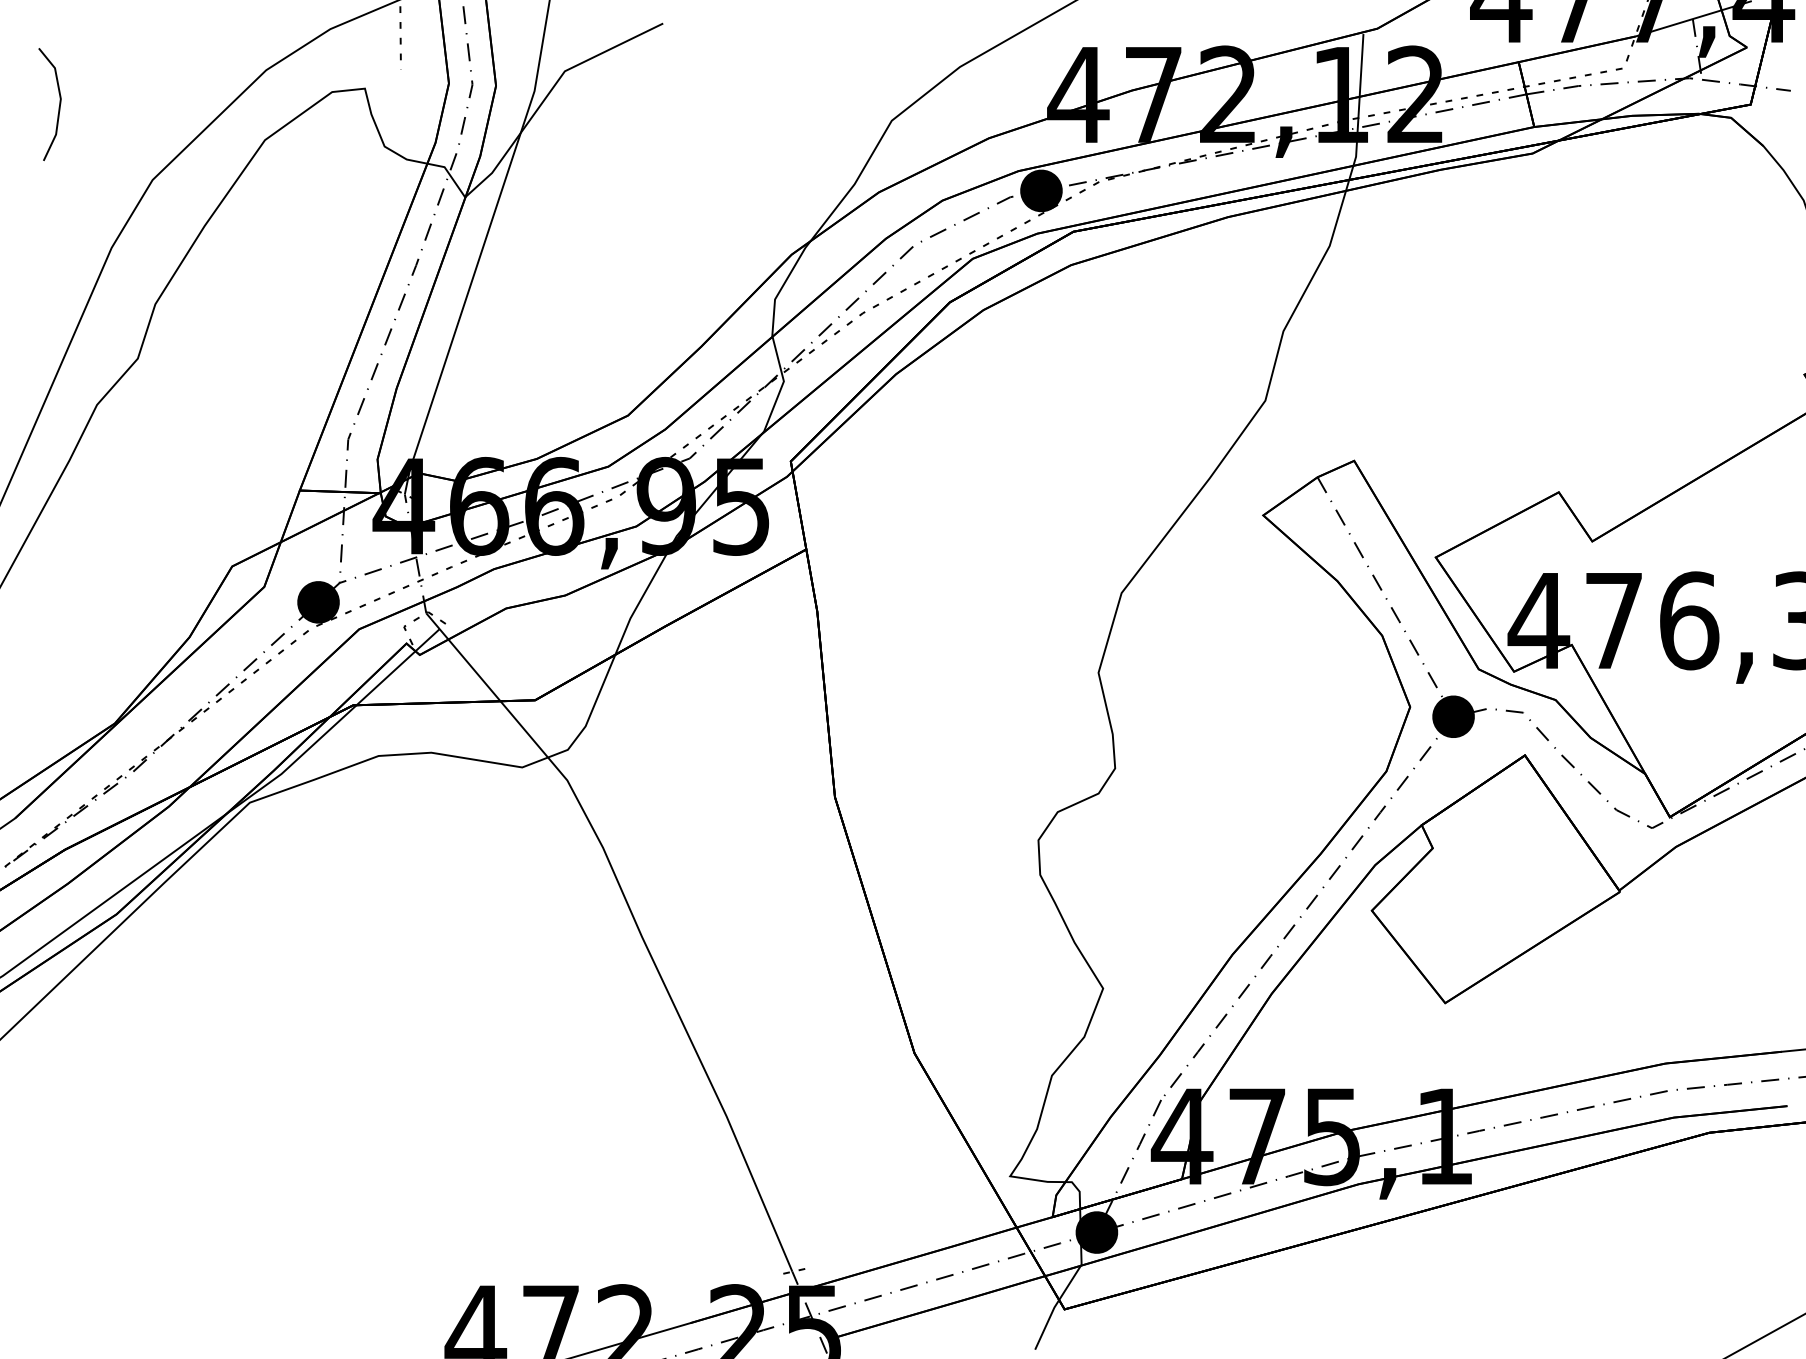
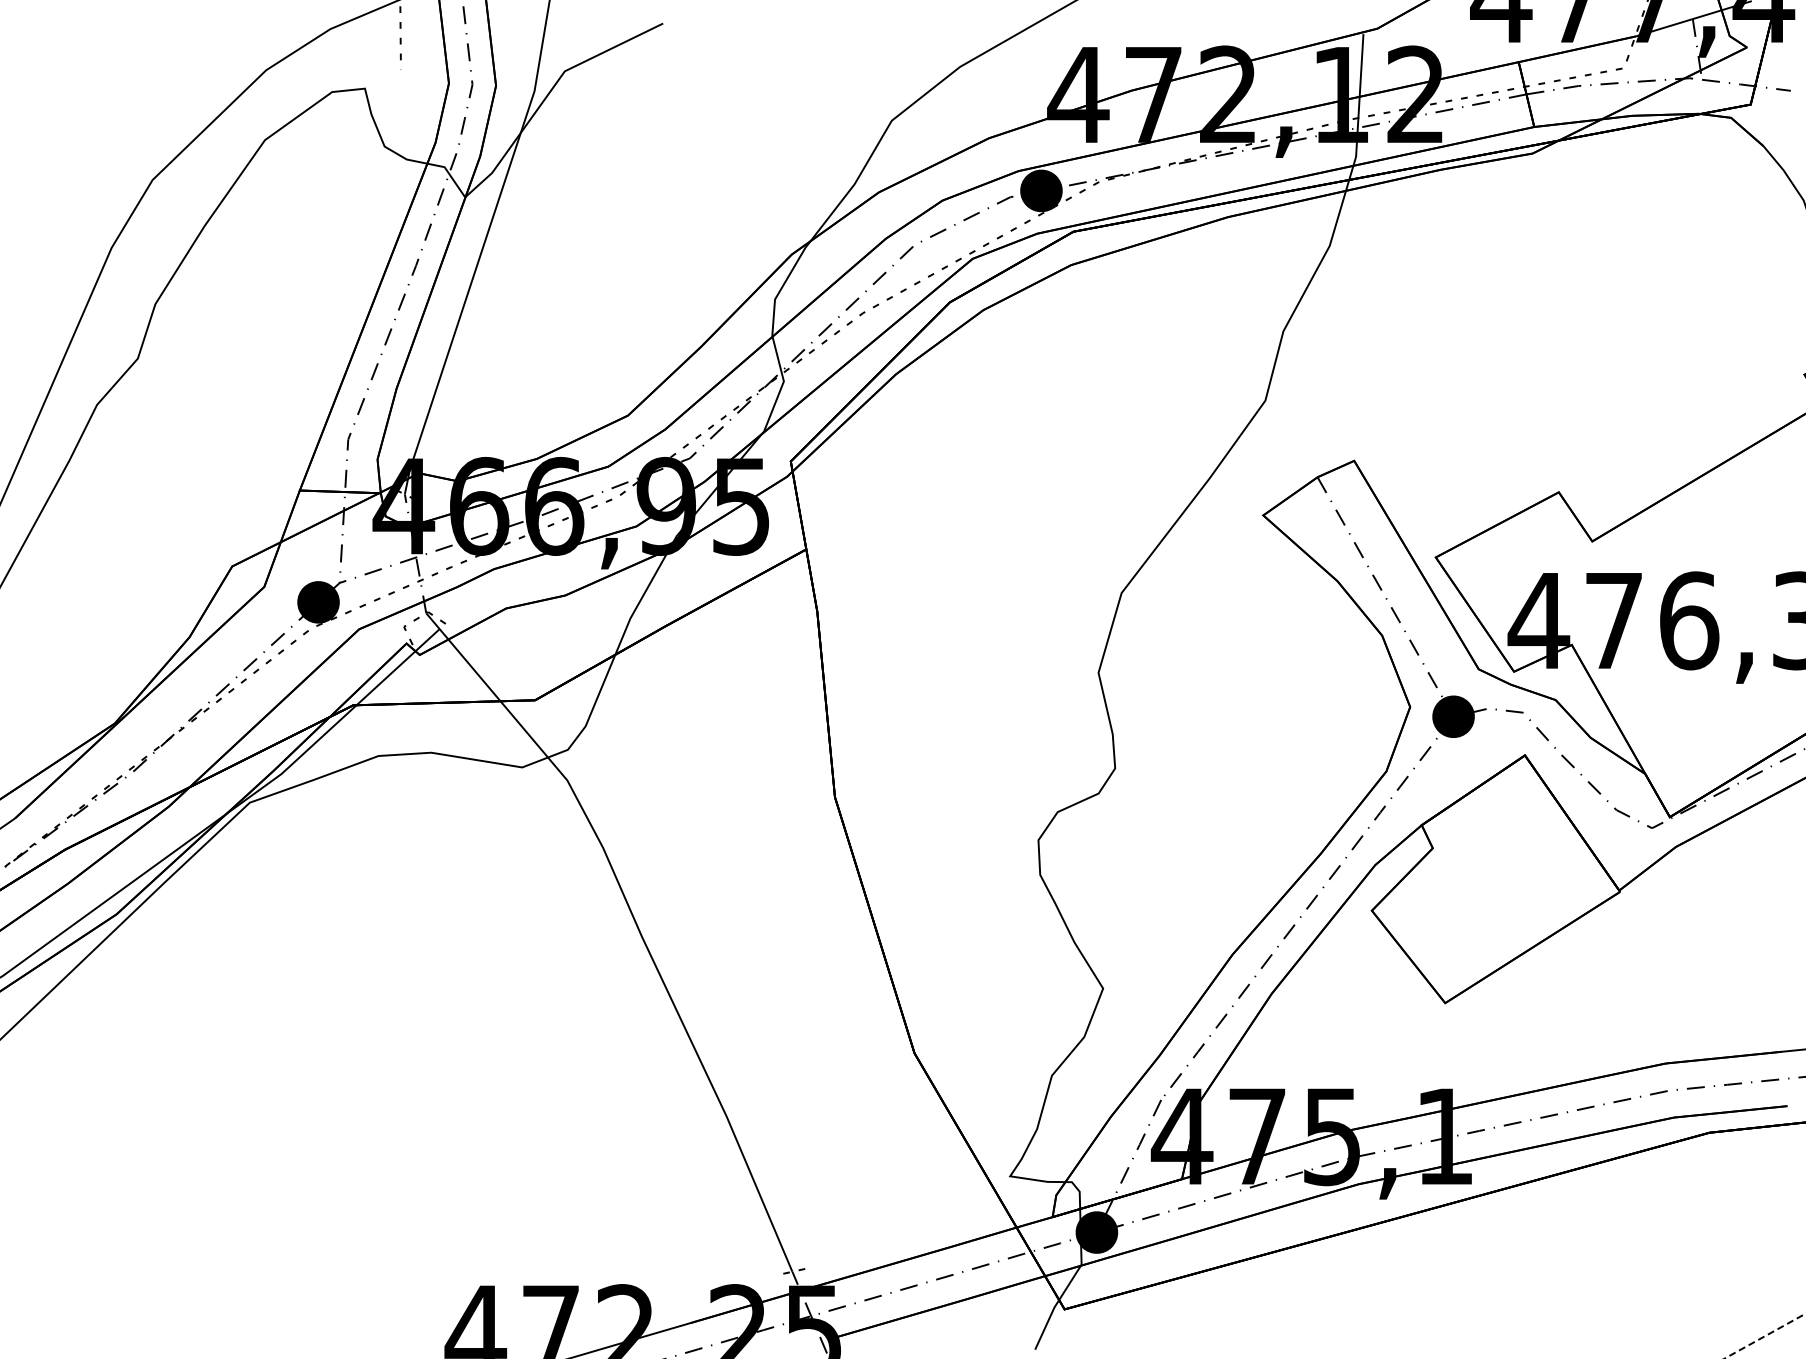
line: present -> none (58, 107)
line: solid -> dashed (1765, 1335)
